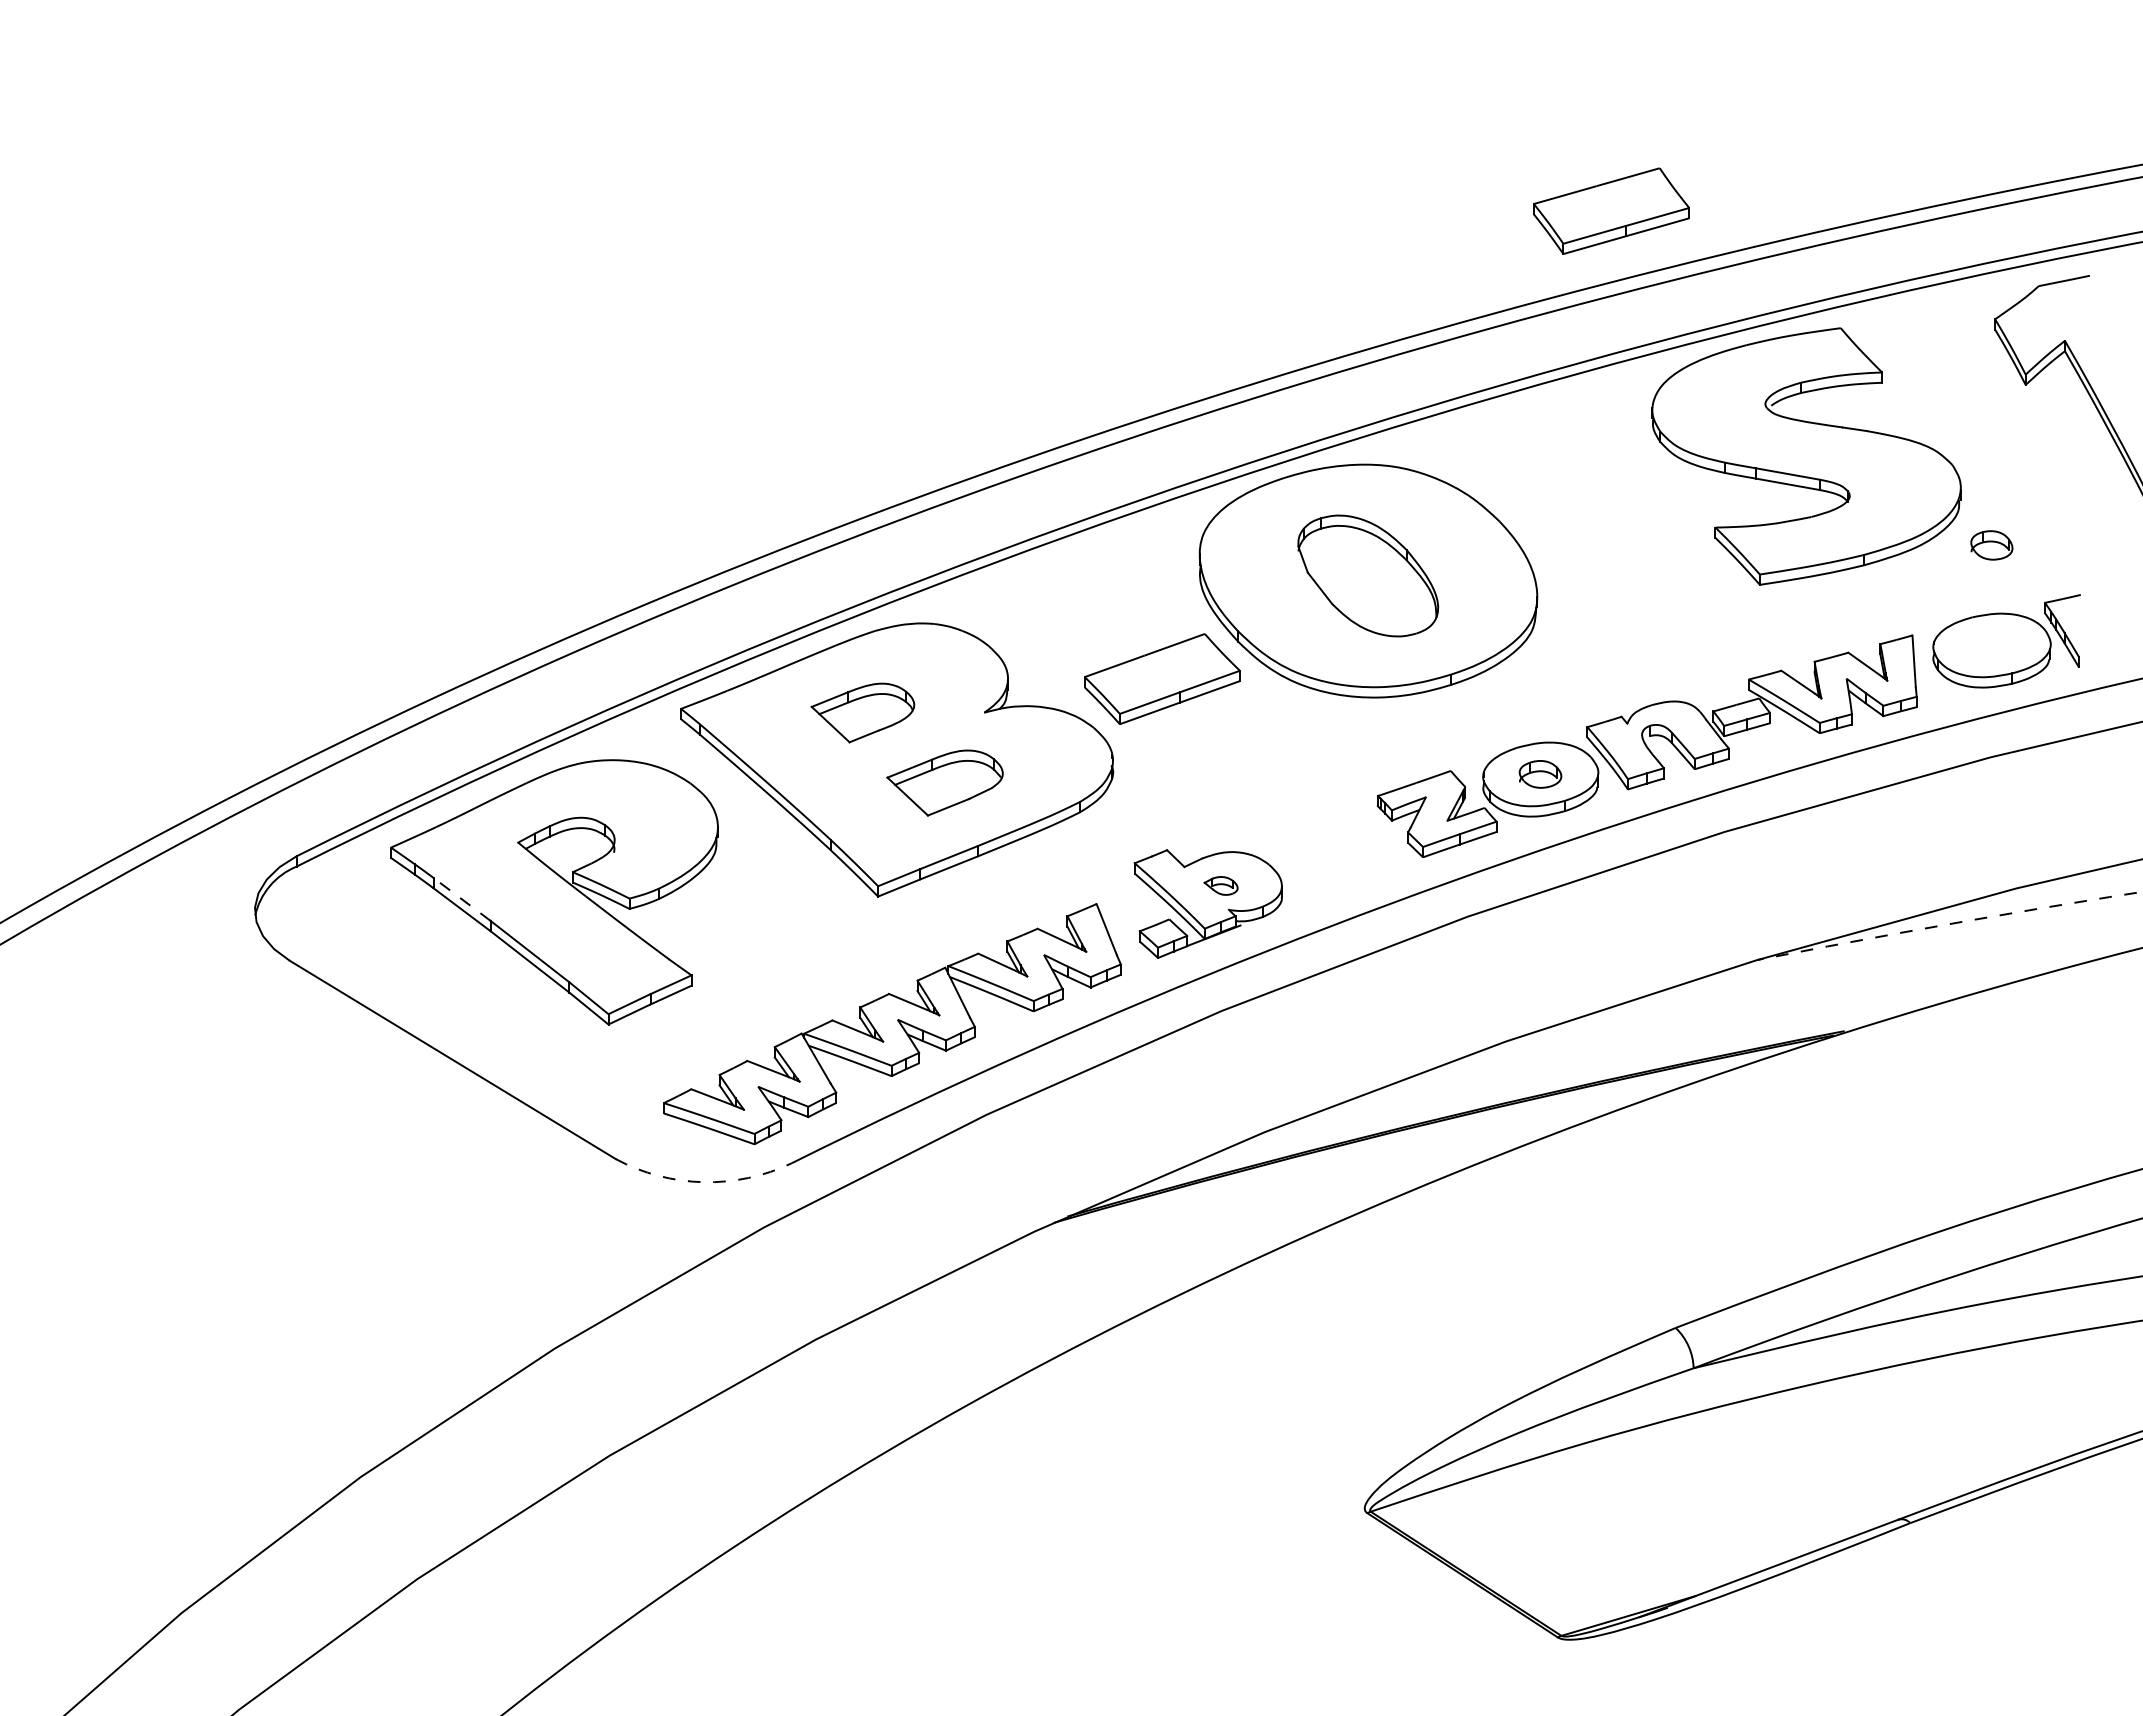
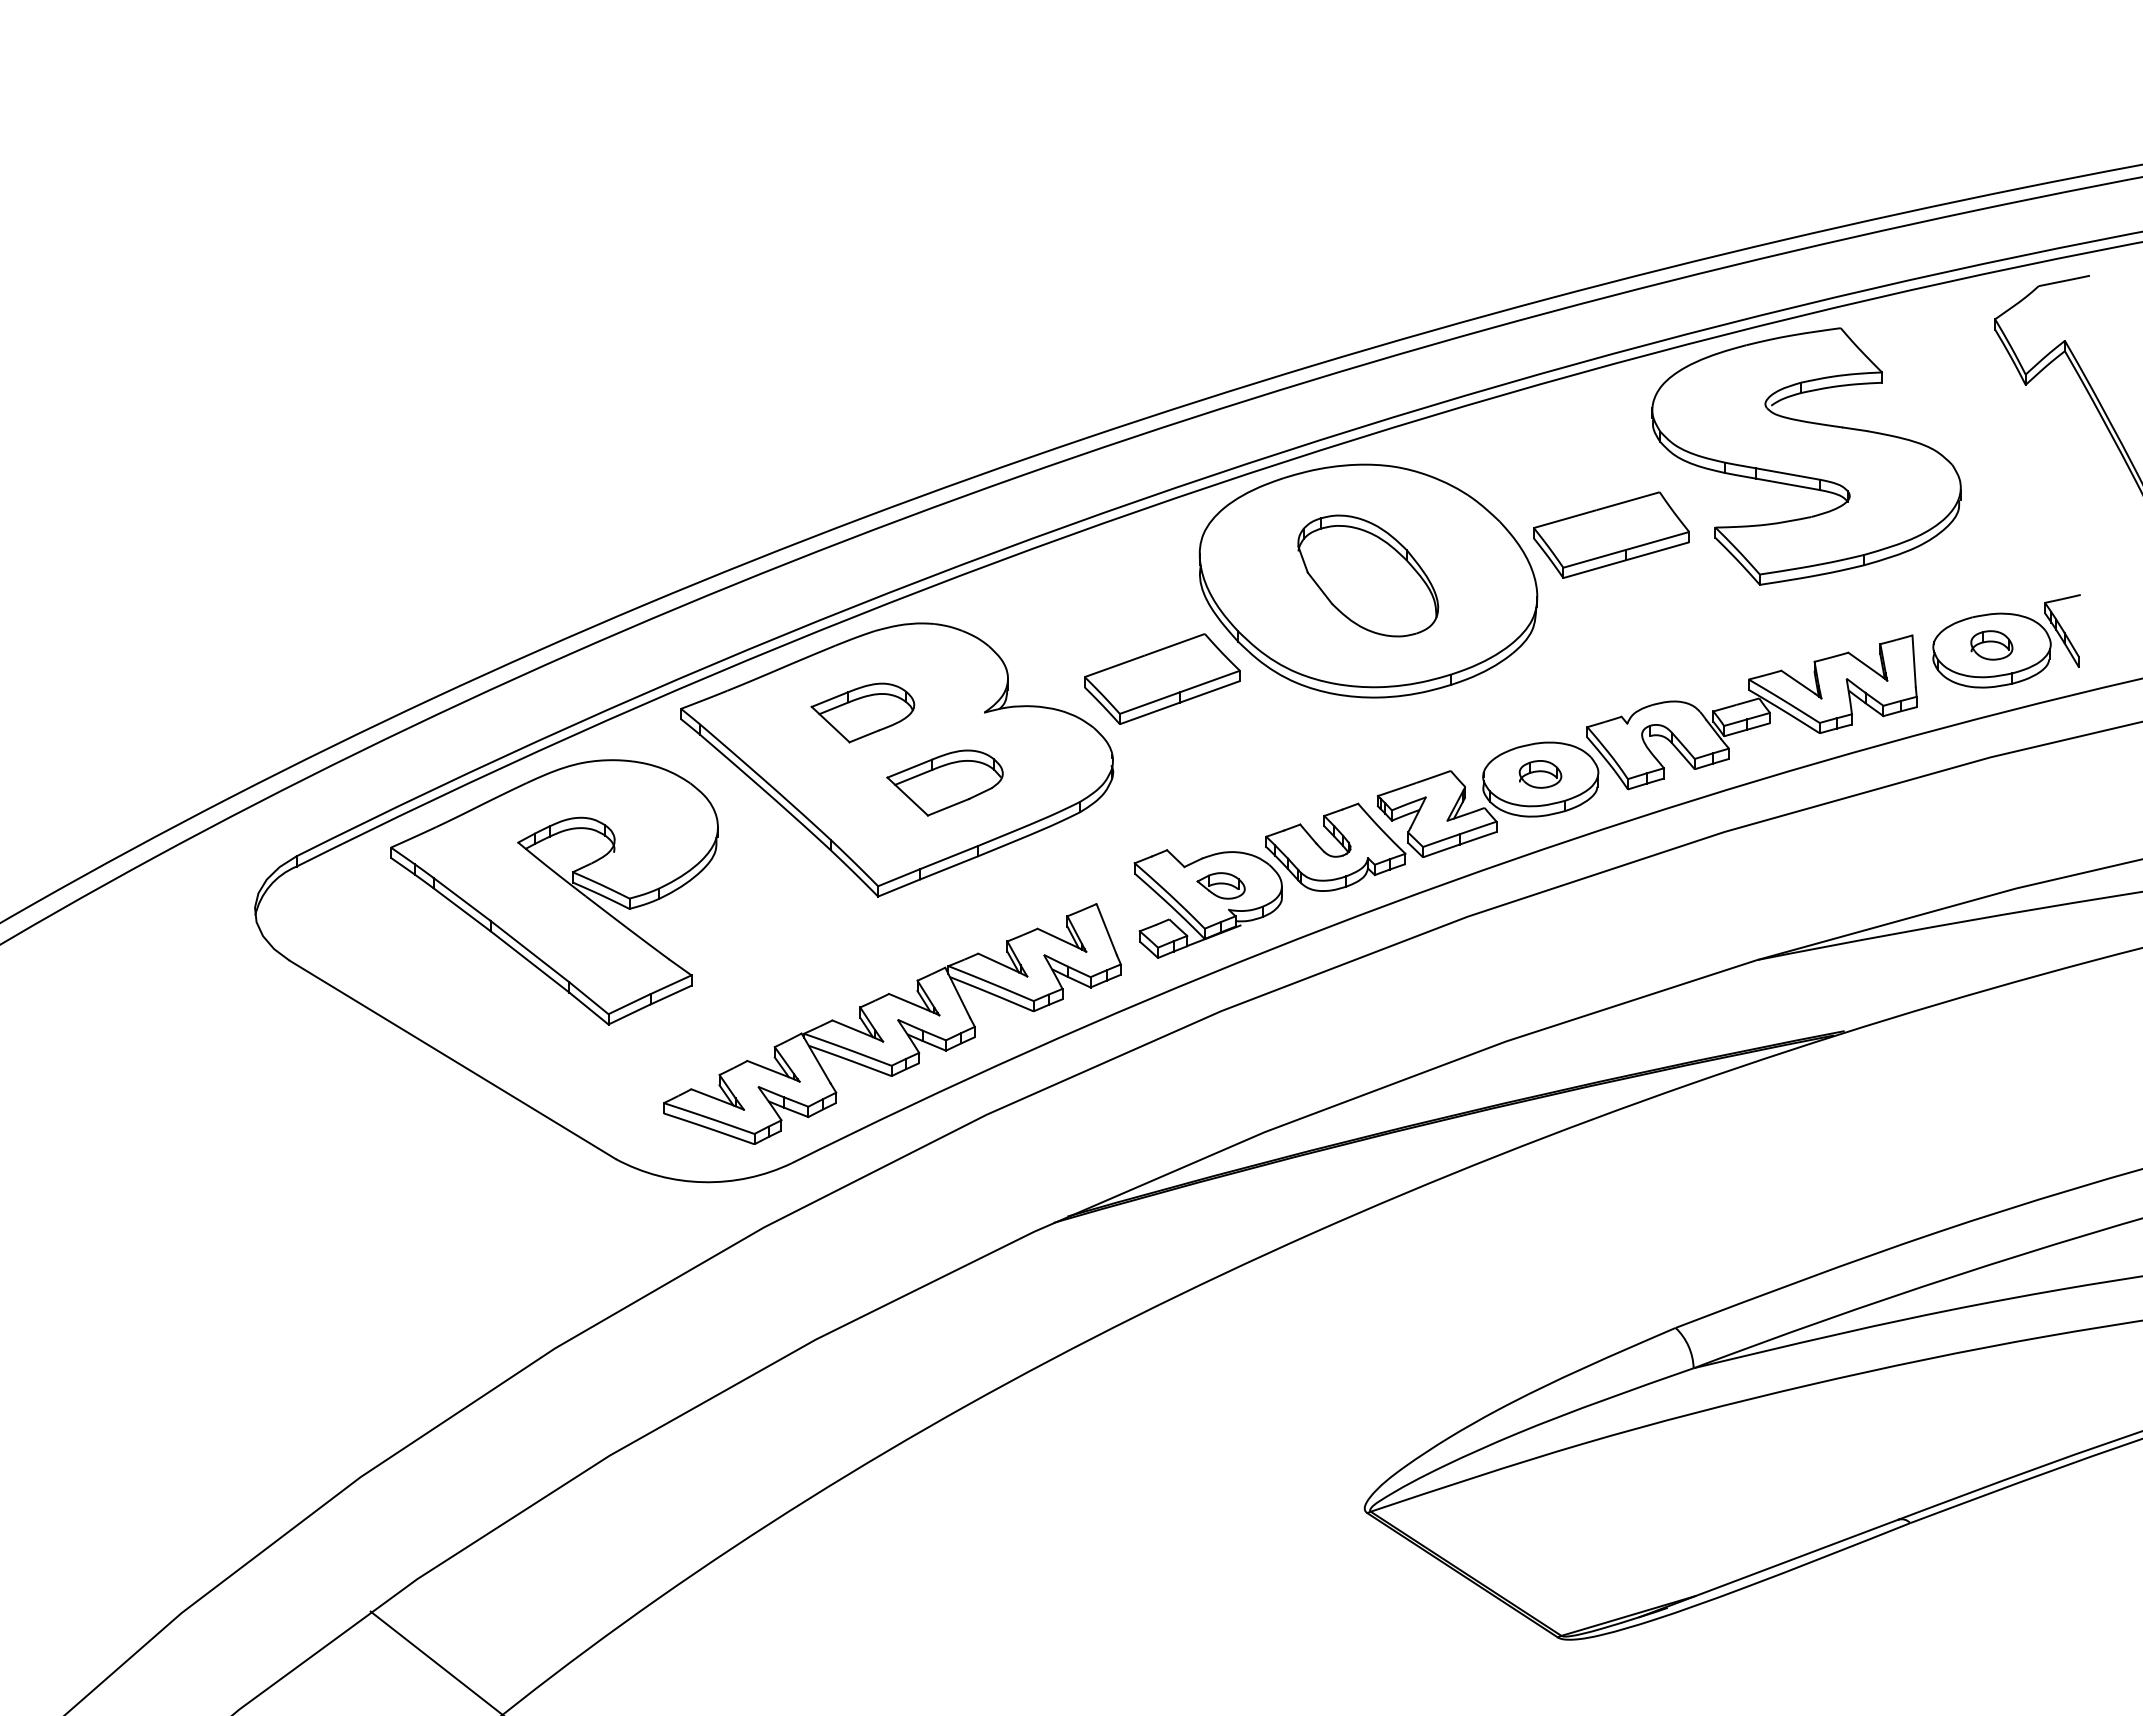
part position: (1611, 210) -> (1611, 534) (1611, 534)
part position: (1991, 545) -> (1991, 645) (1991, 645)
part: none -> present (1335, 846)
part size: 36x20 px -> 50x28 px (1220, 885)
line: dashed -> solid (462, 899)
arc: dashed -> solid (1949, 924)
arc: dashed -> solid (703, 1182)
line: none -> present (435, 1661)
